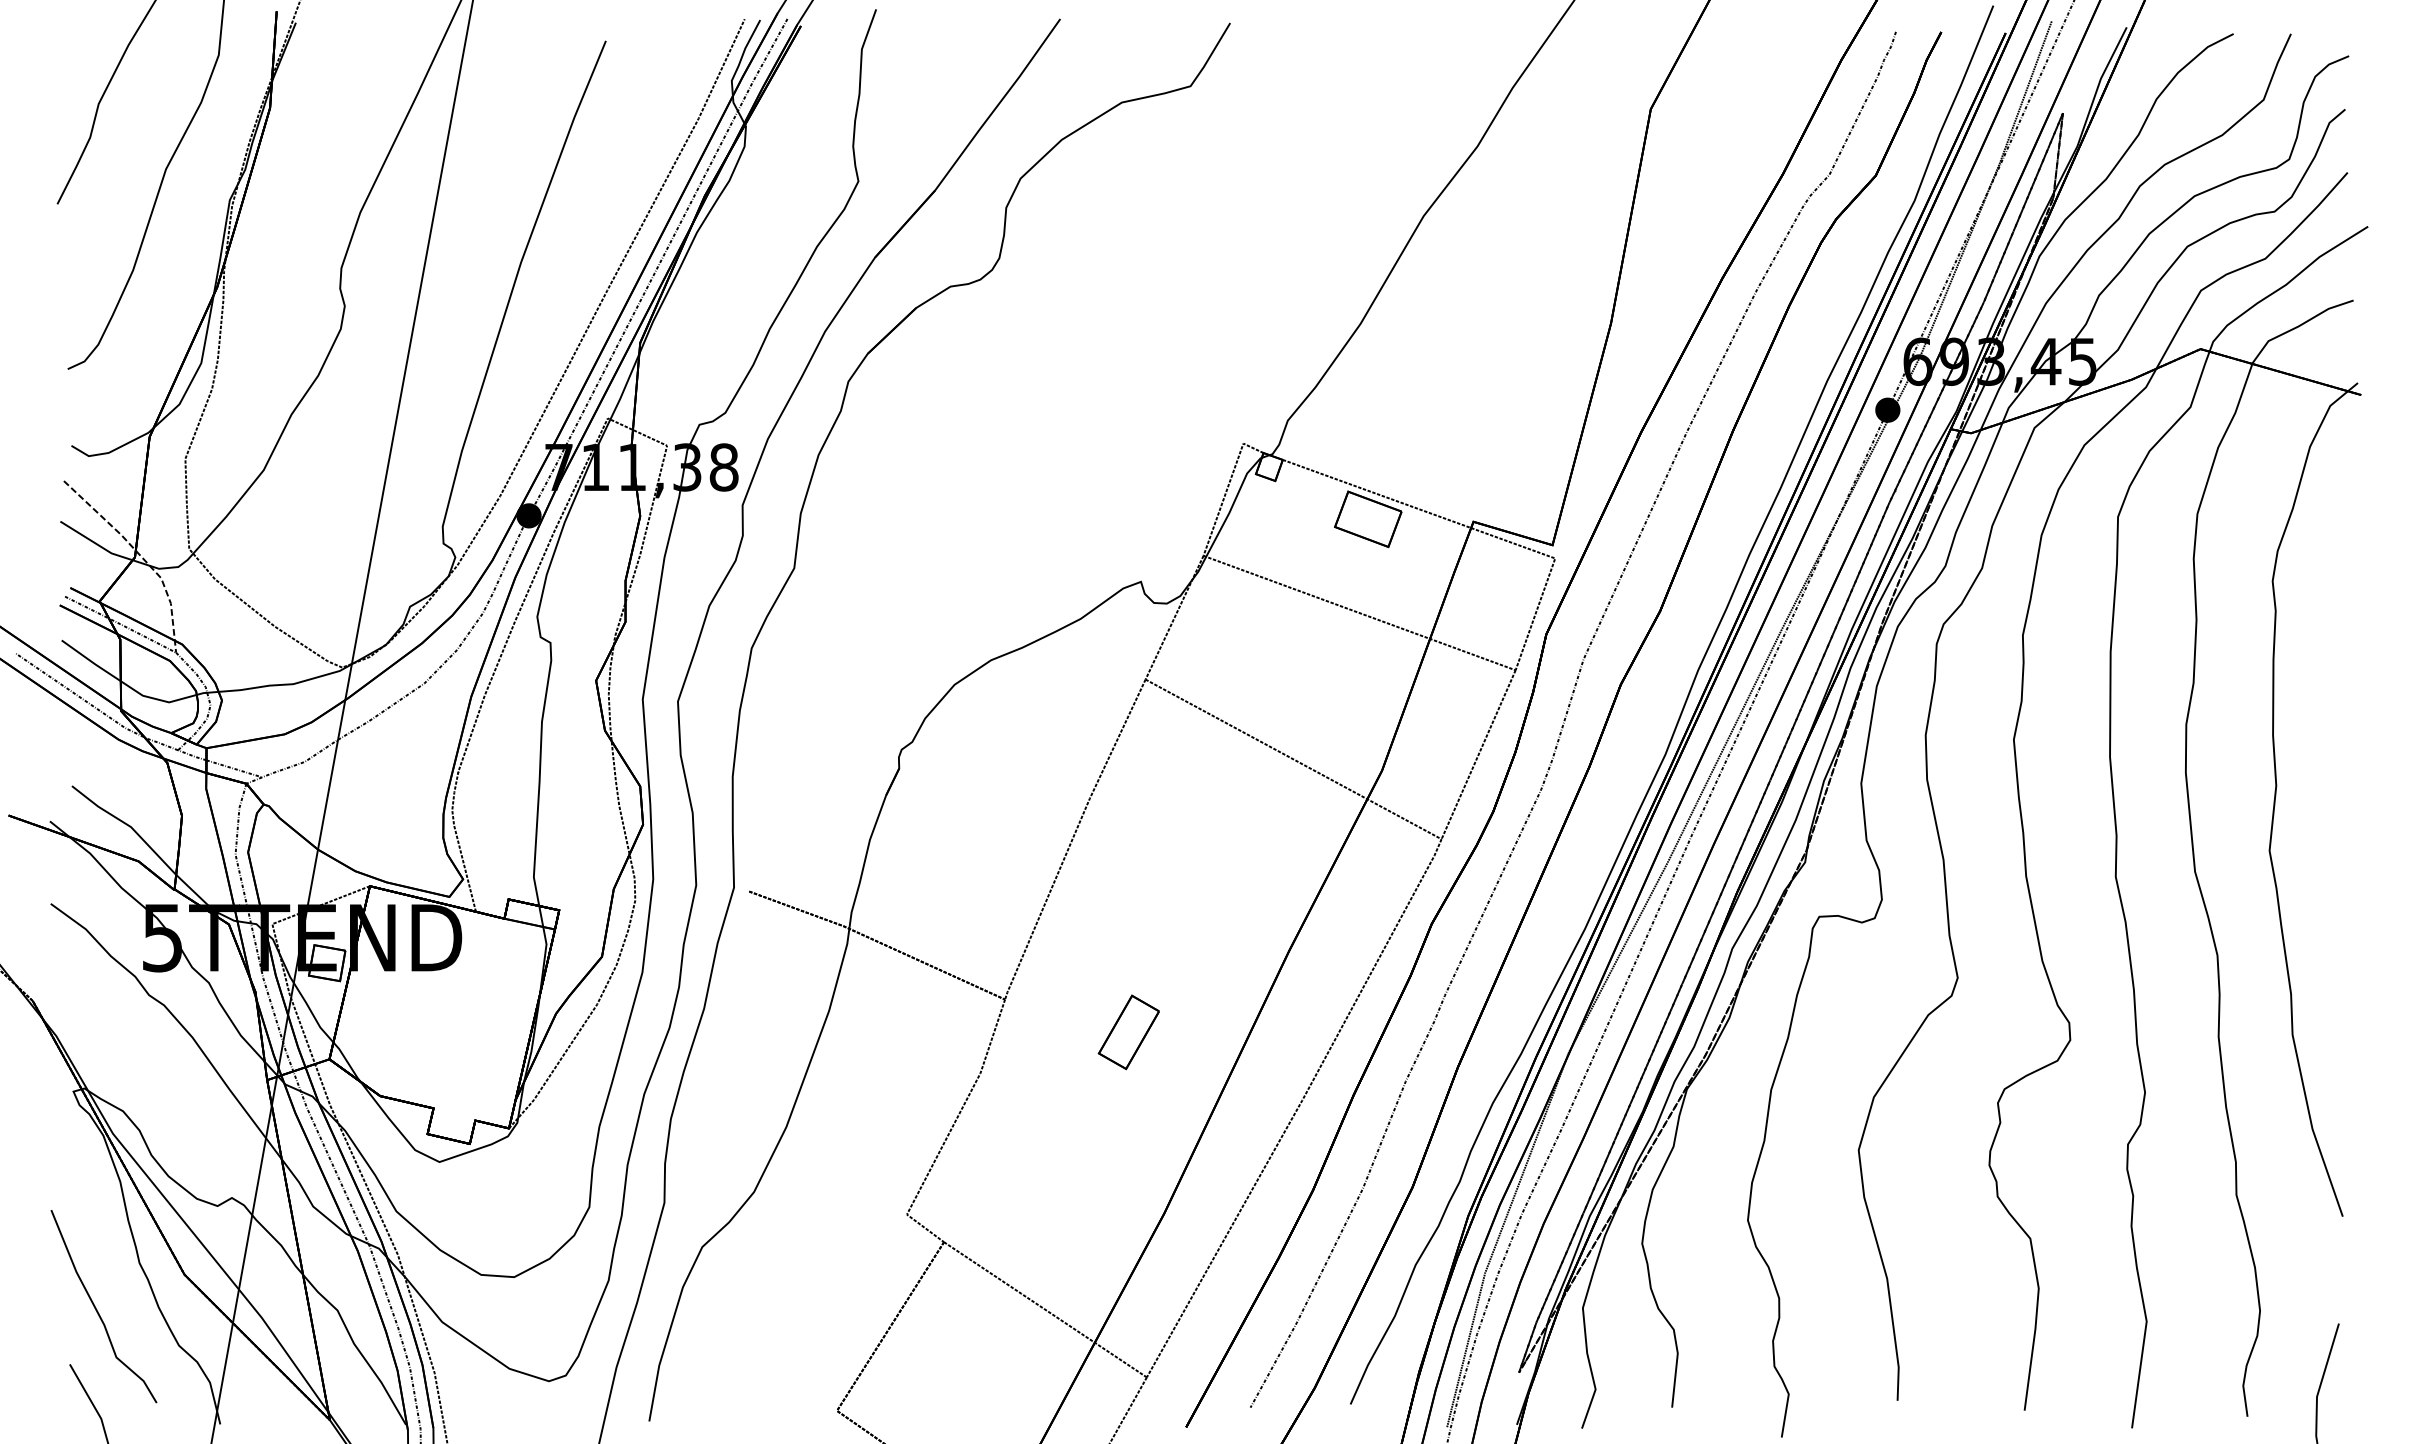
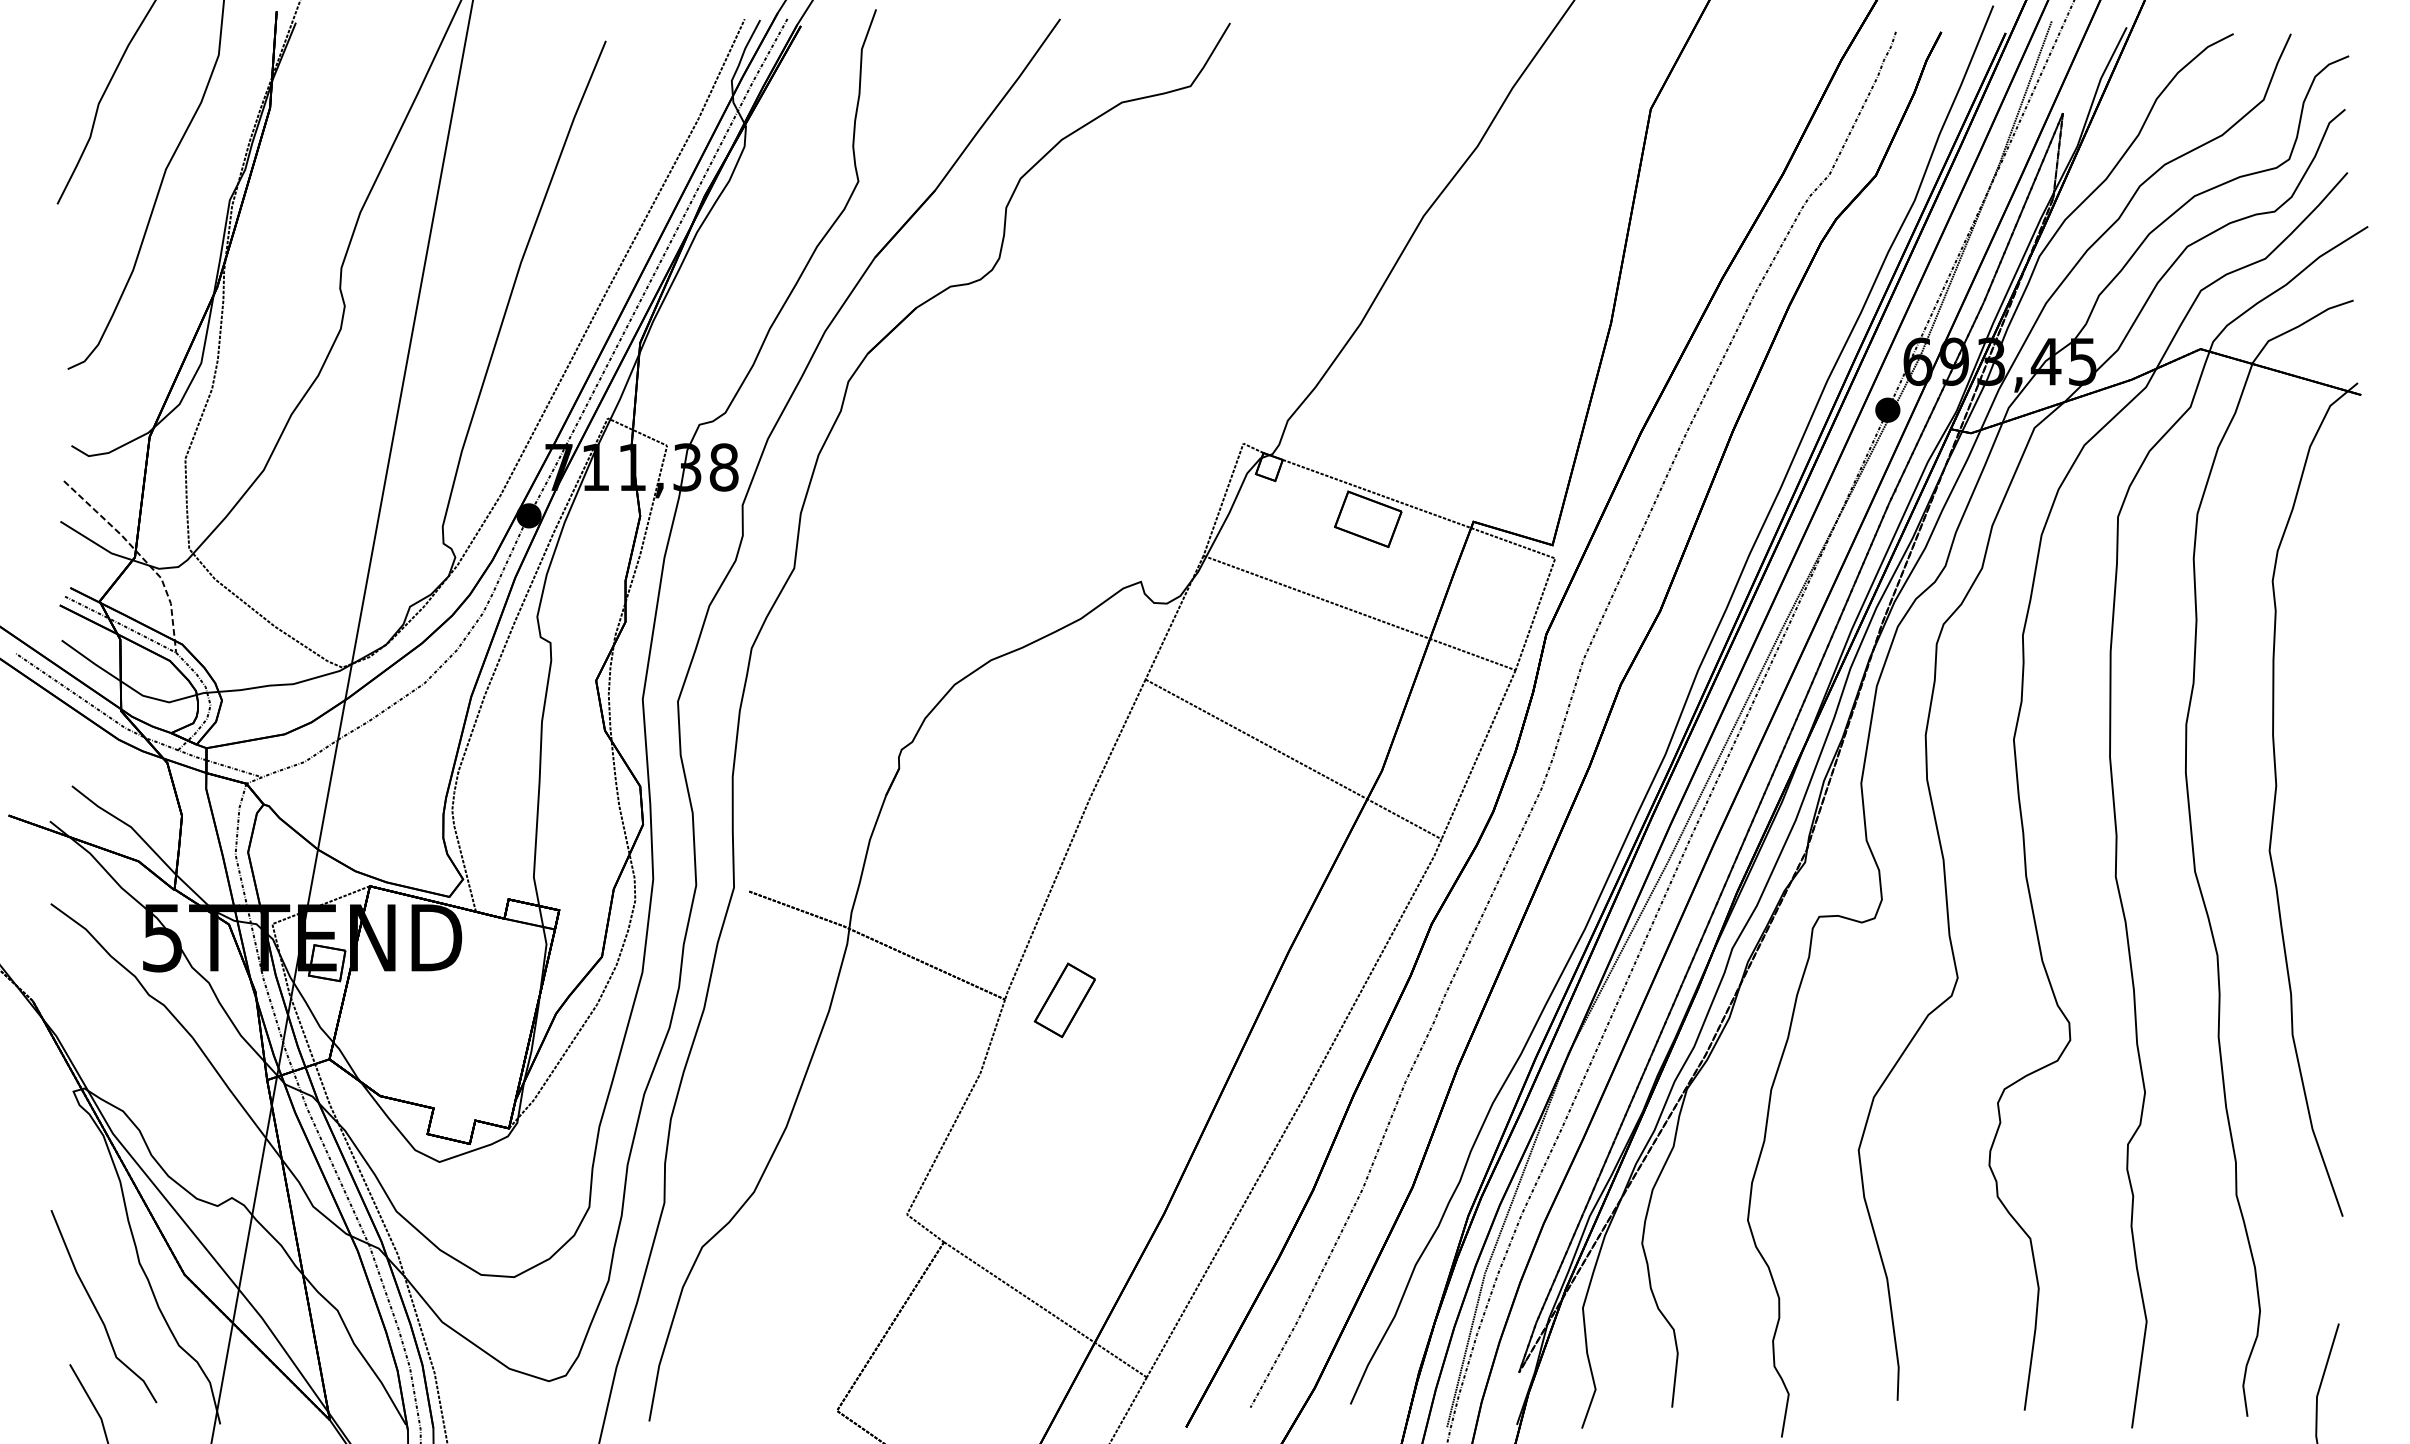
part position: (1128, 1032) -> (1064, 1000) (1064, 1000)
